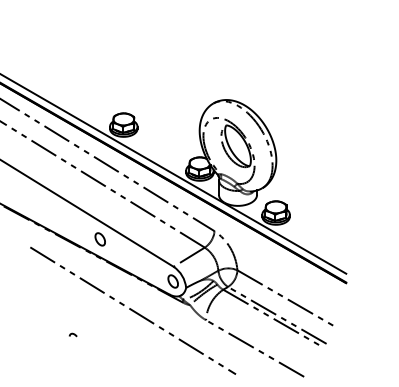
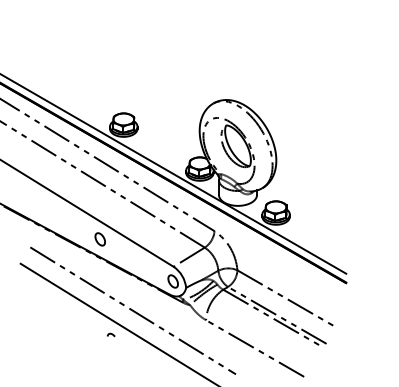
line: none -> present (117, 323)
curve position: (73, 334) -> (111, 334) (111, 334)
